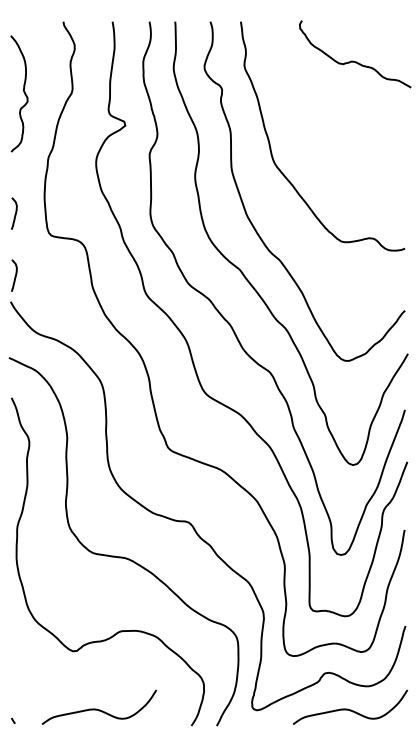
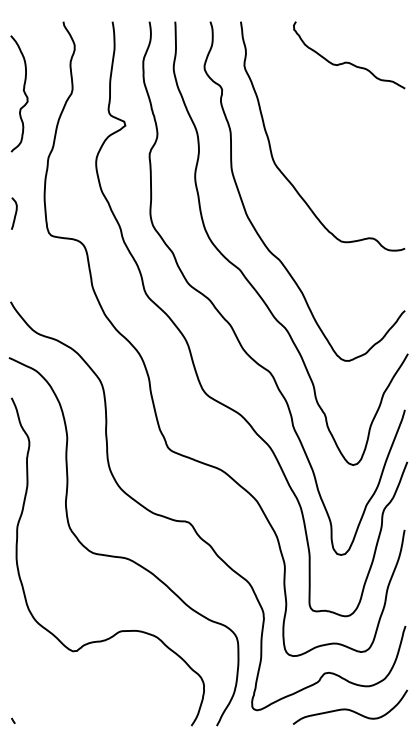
curve position: (353, 60) -> (347, 61) (347, 61)
curve: present -> none (15, 275)
curve: present -> none (97, 708)
